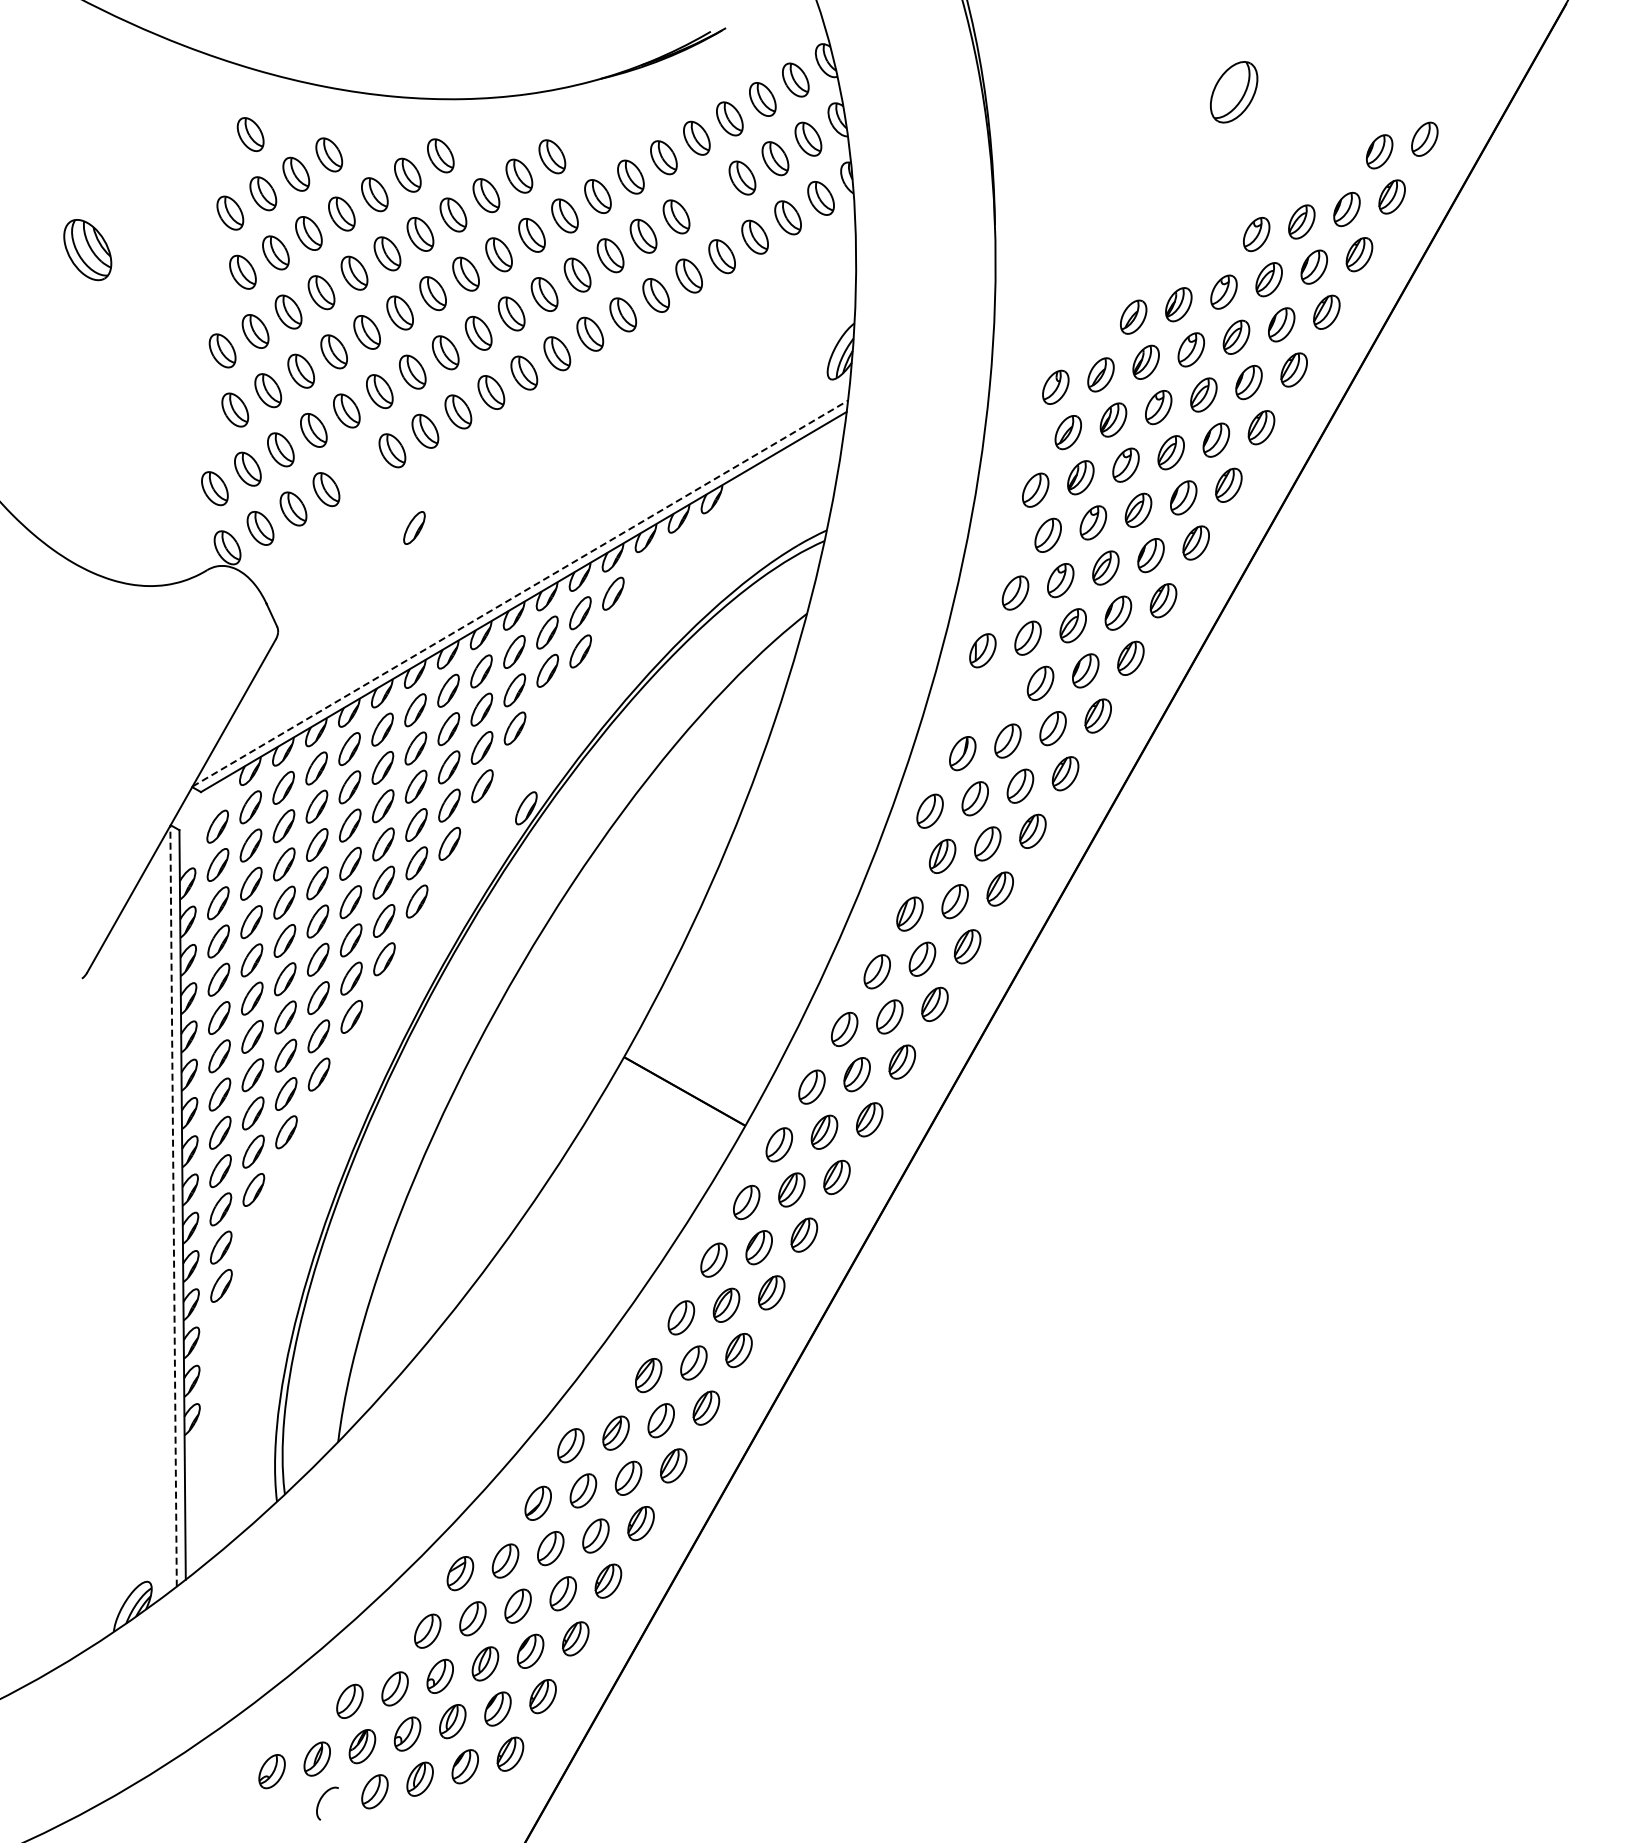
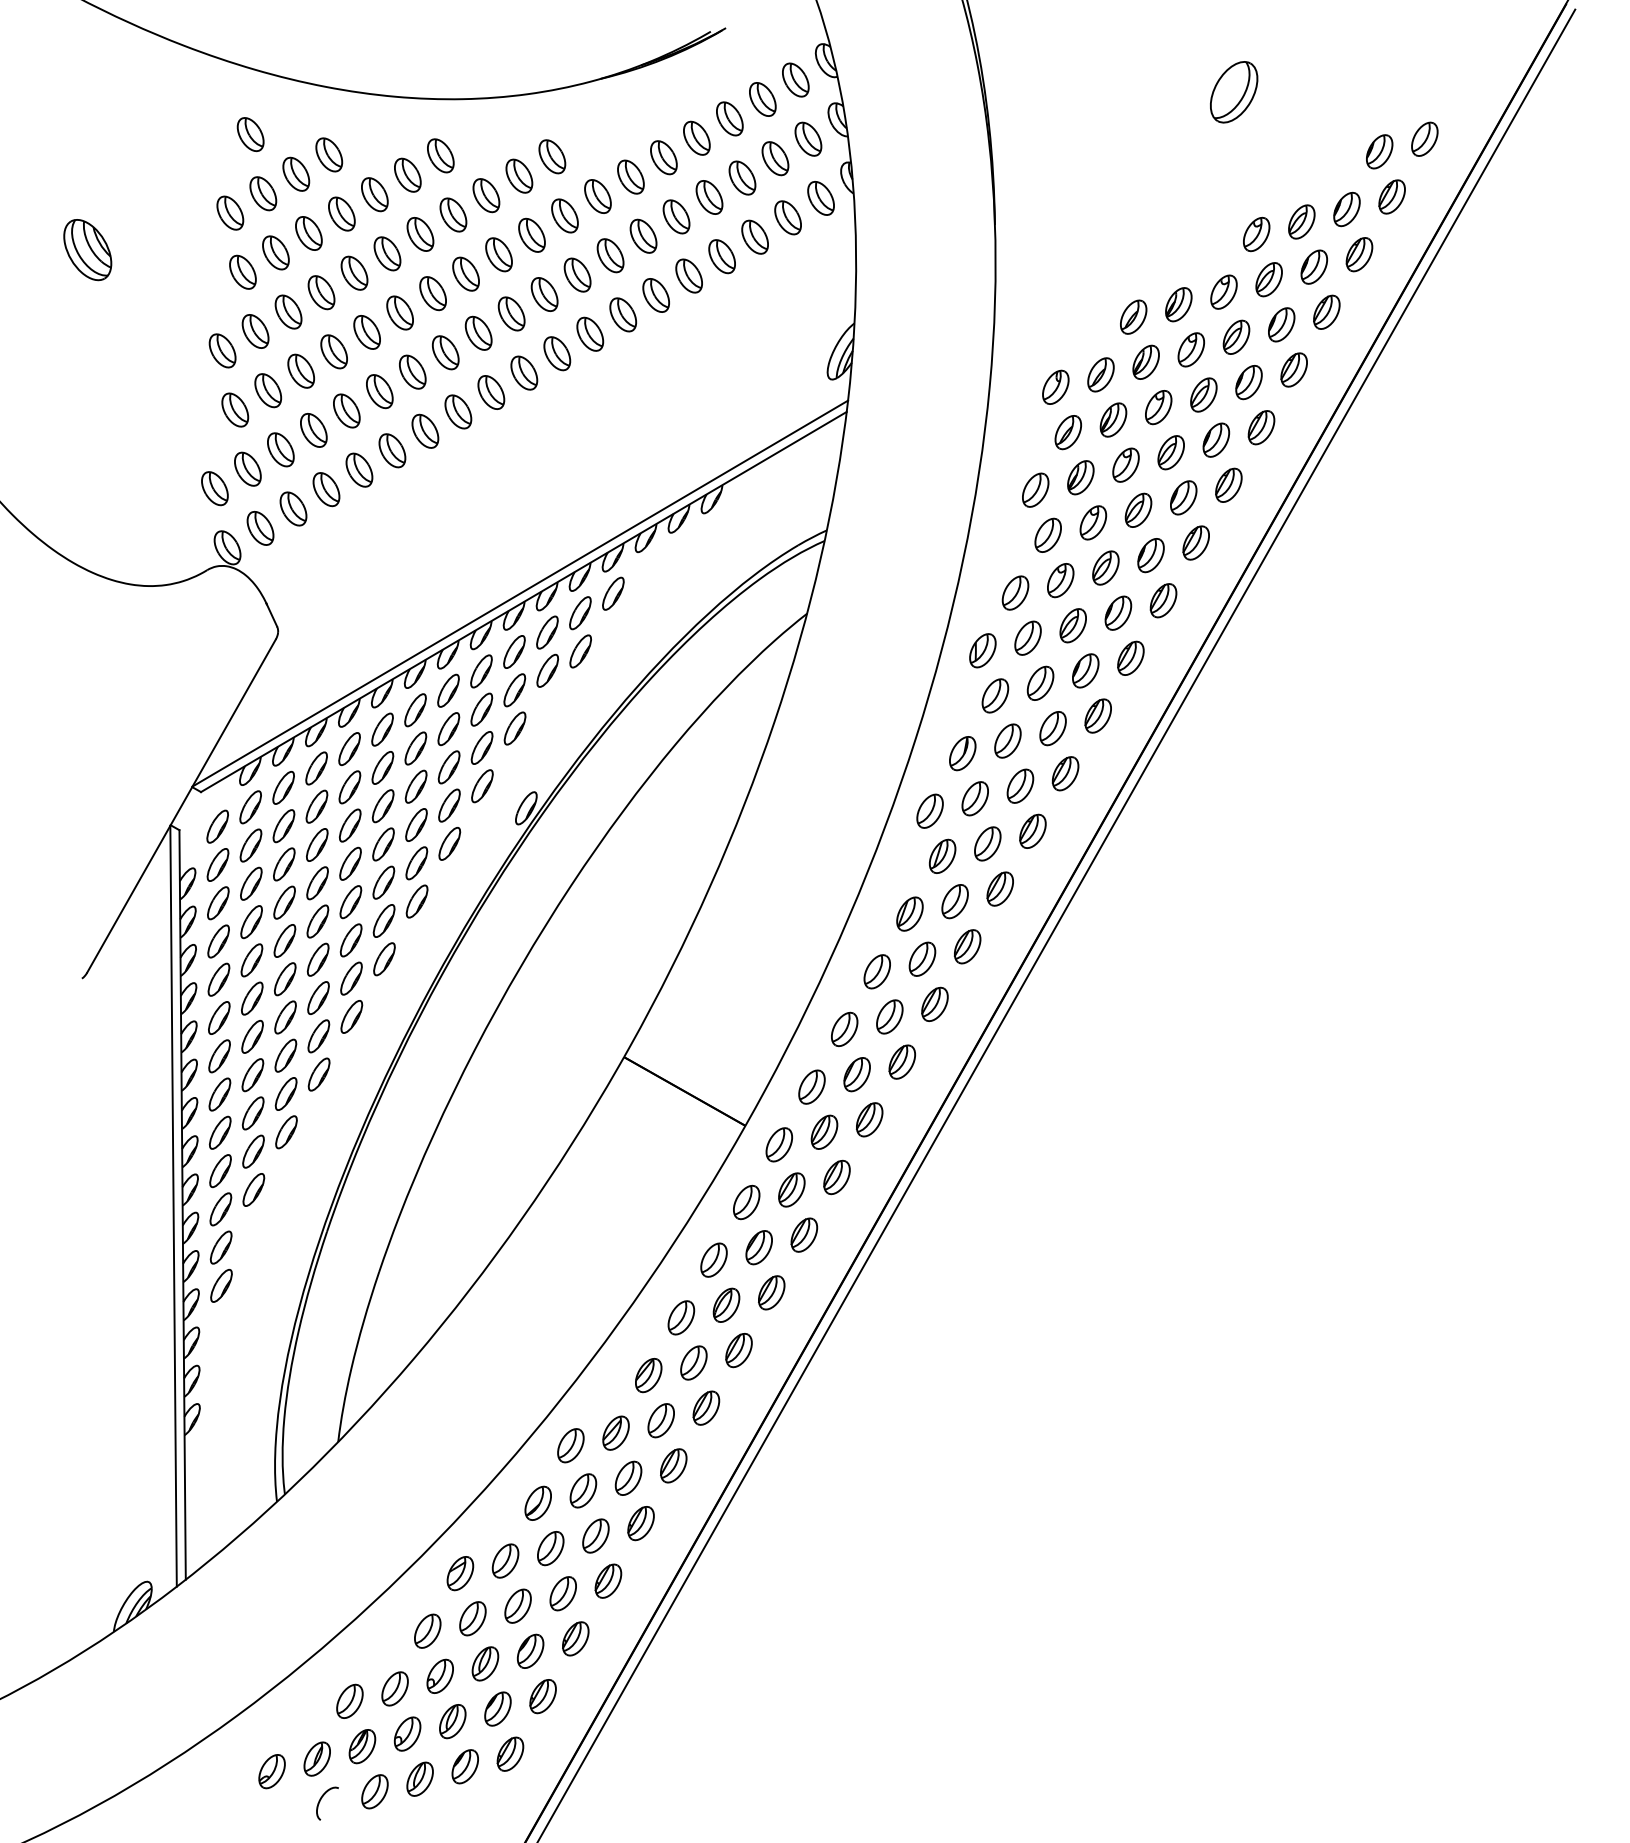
part: none -> present (709, 197)
part: none -> present (359, 469)
part: present -> none (414, 527)
line: dashed -> solid (520, 593)
part: none -> present (995, 695)
line: none -> present (1057, 924)
line: dashed -> solid (173, 1205)
